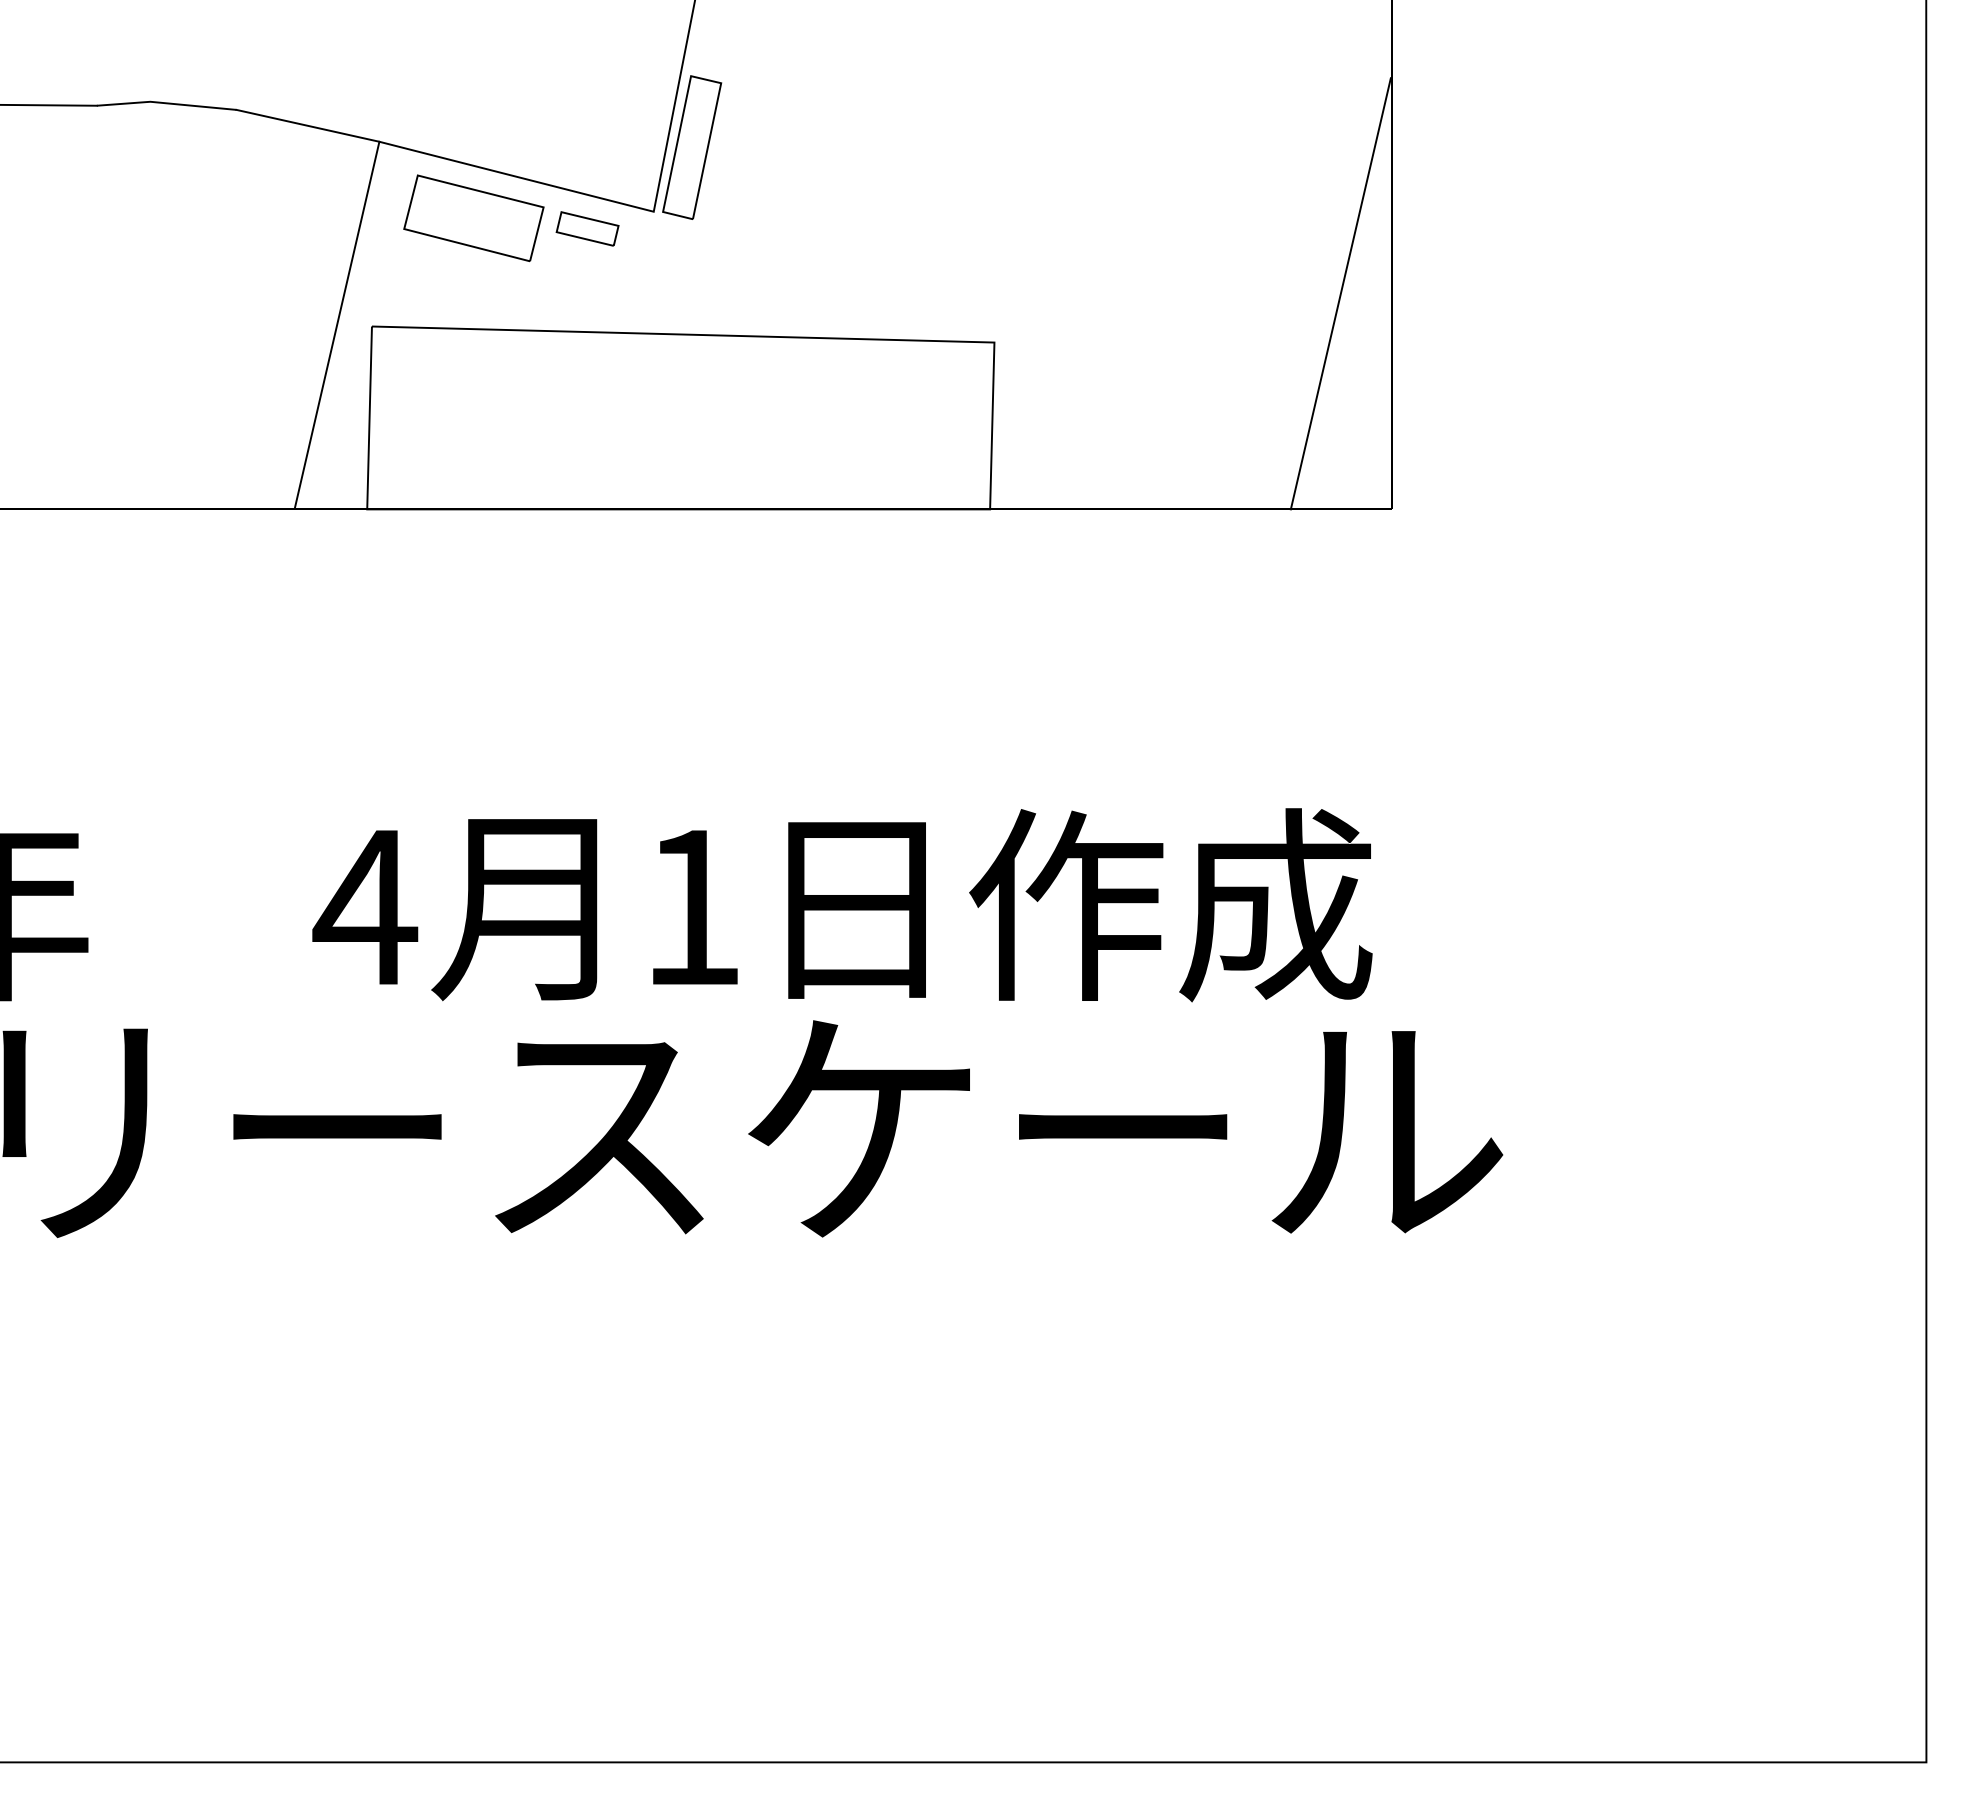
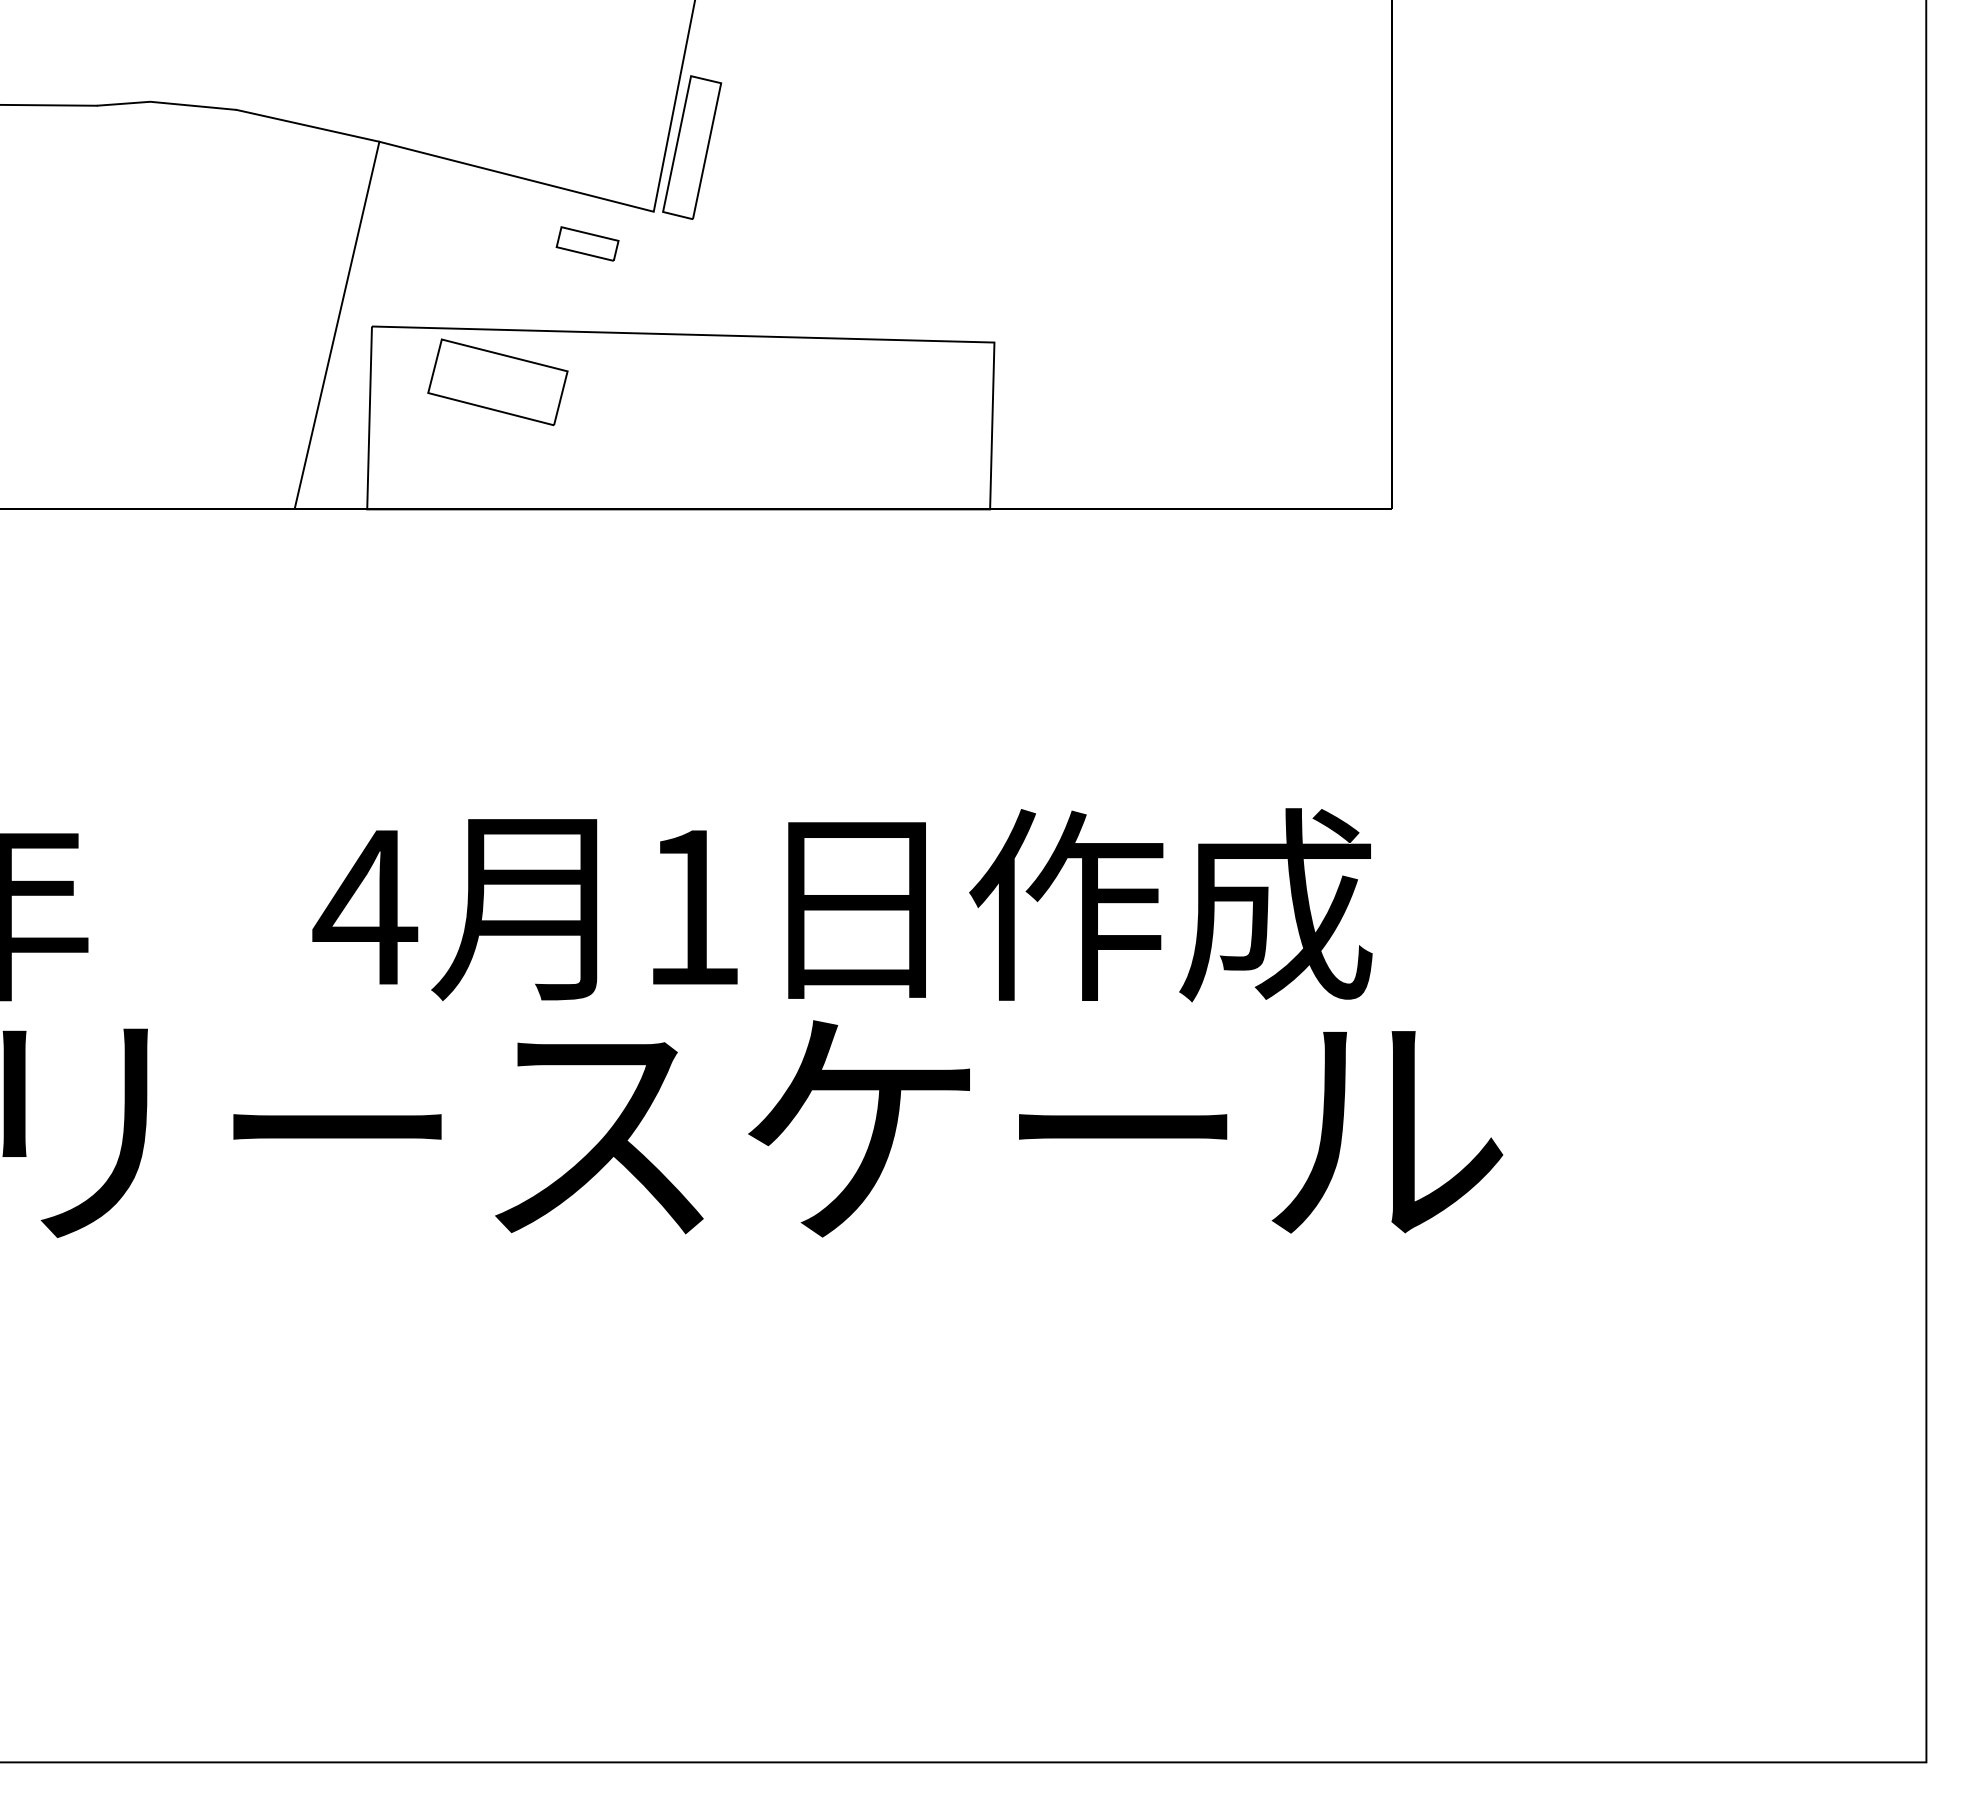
part position: (473, 218) -> (497, 382) (497, 382)
part position: (587, 228) -> (587, 243) (587, 243)
line: present -> none (1340, 293)
